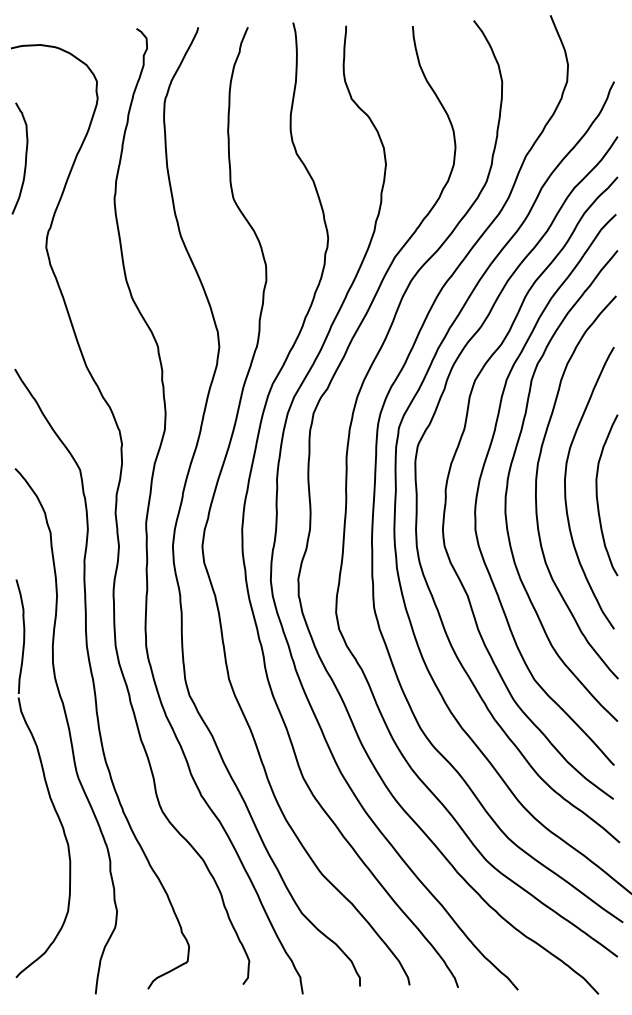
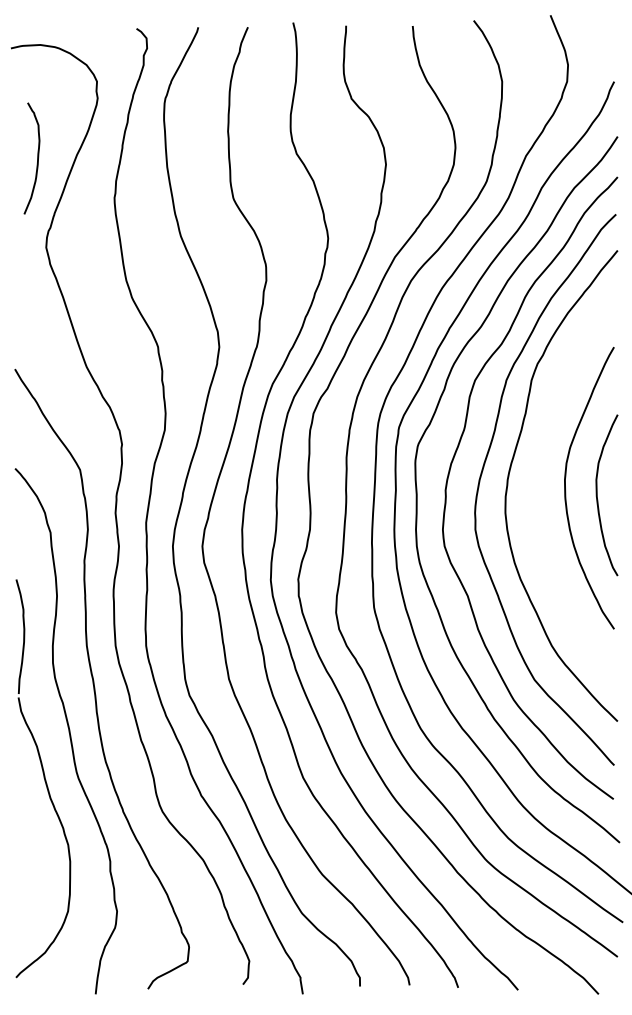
curve position: (25, 158) -> (37, 158) (37, 158)
curve: present -> none (537, 479)
